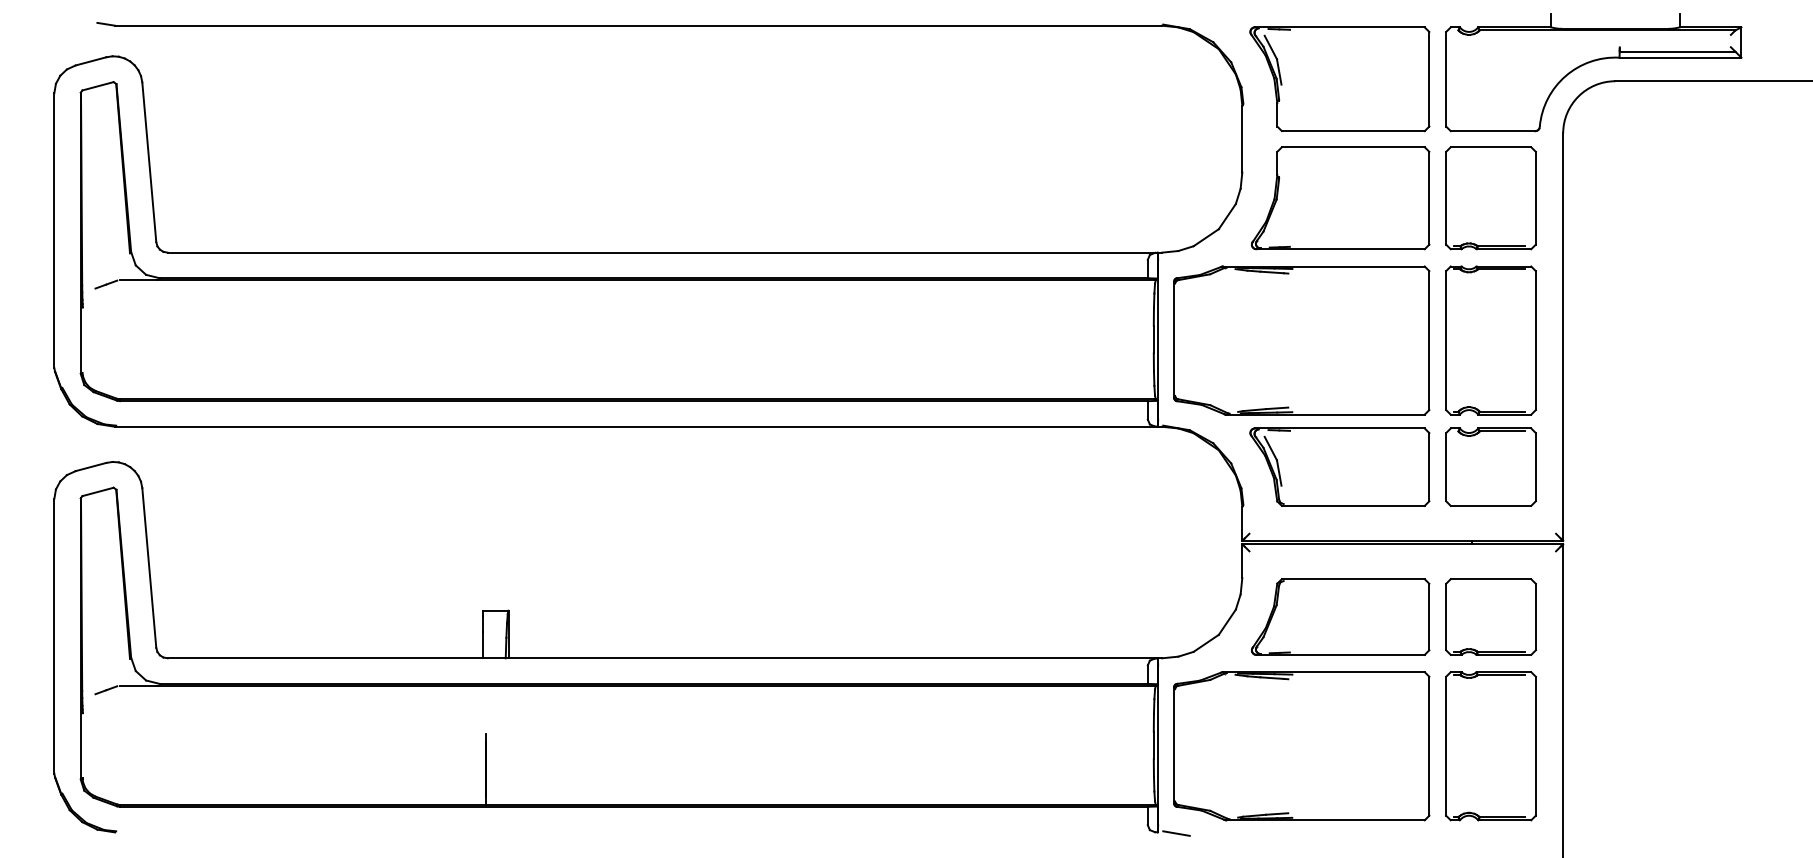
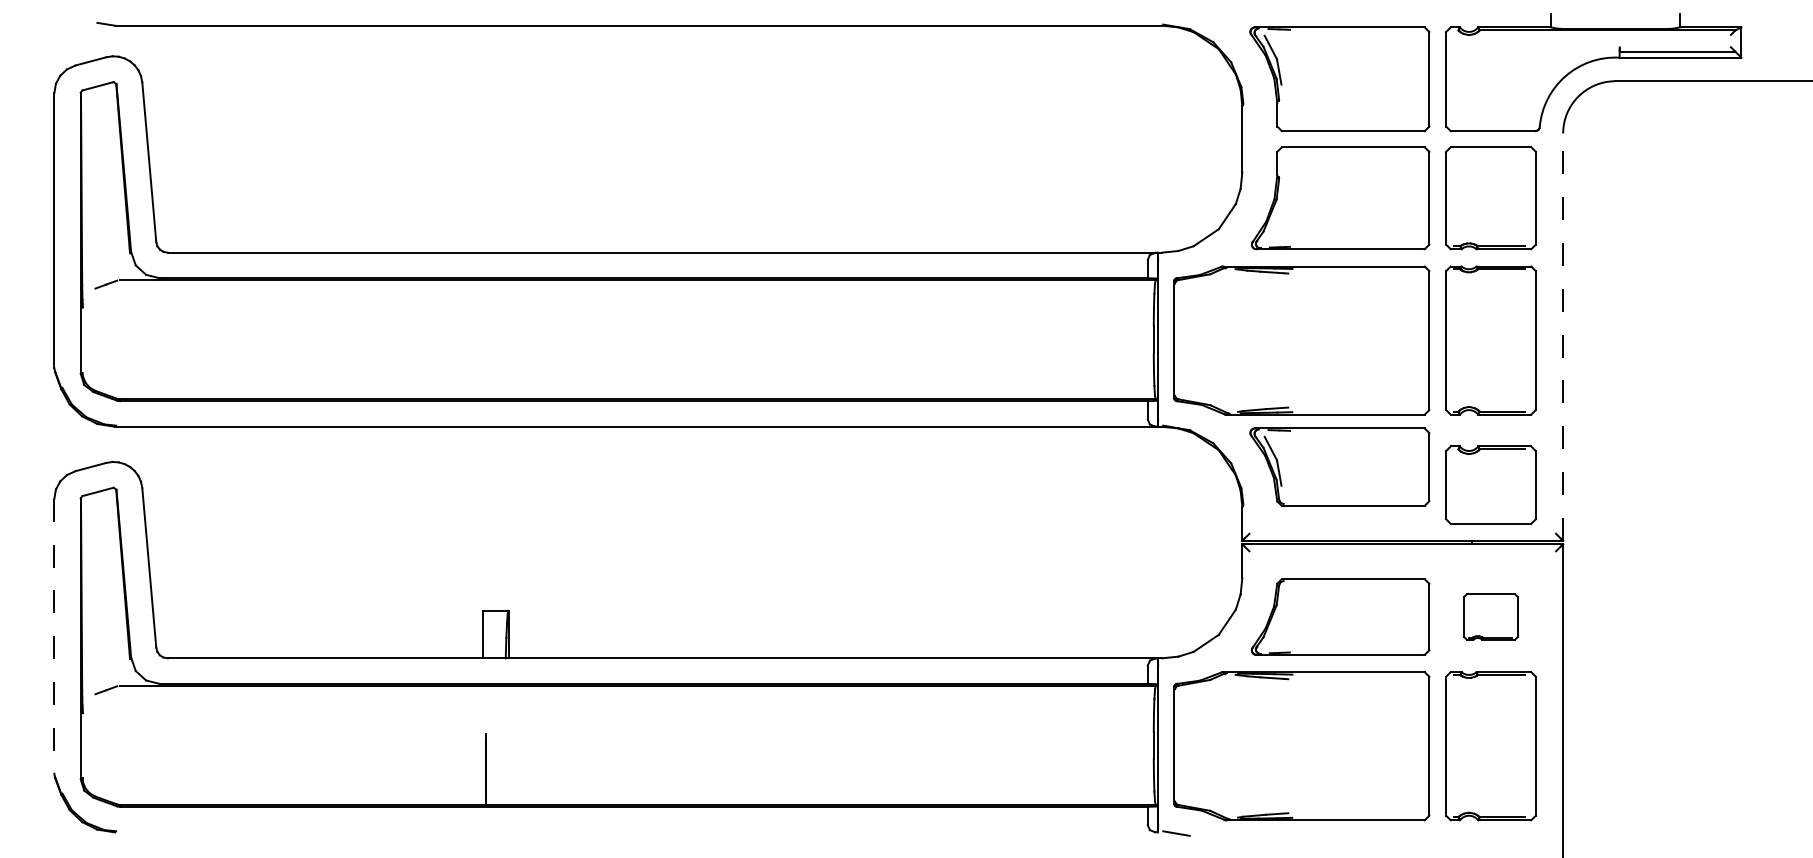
line: solid -> dashed (1563, 337)
part position: (1490, 466) -> (1490, 484) (1490, 484)
part size: 92x78 px -> 56x48 px (1490, 616)
line: solid -> dashed (54, 636)
